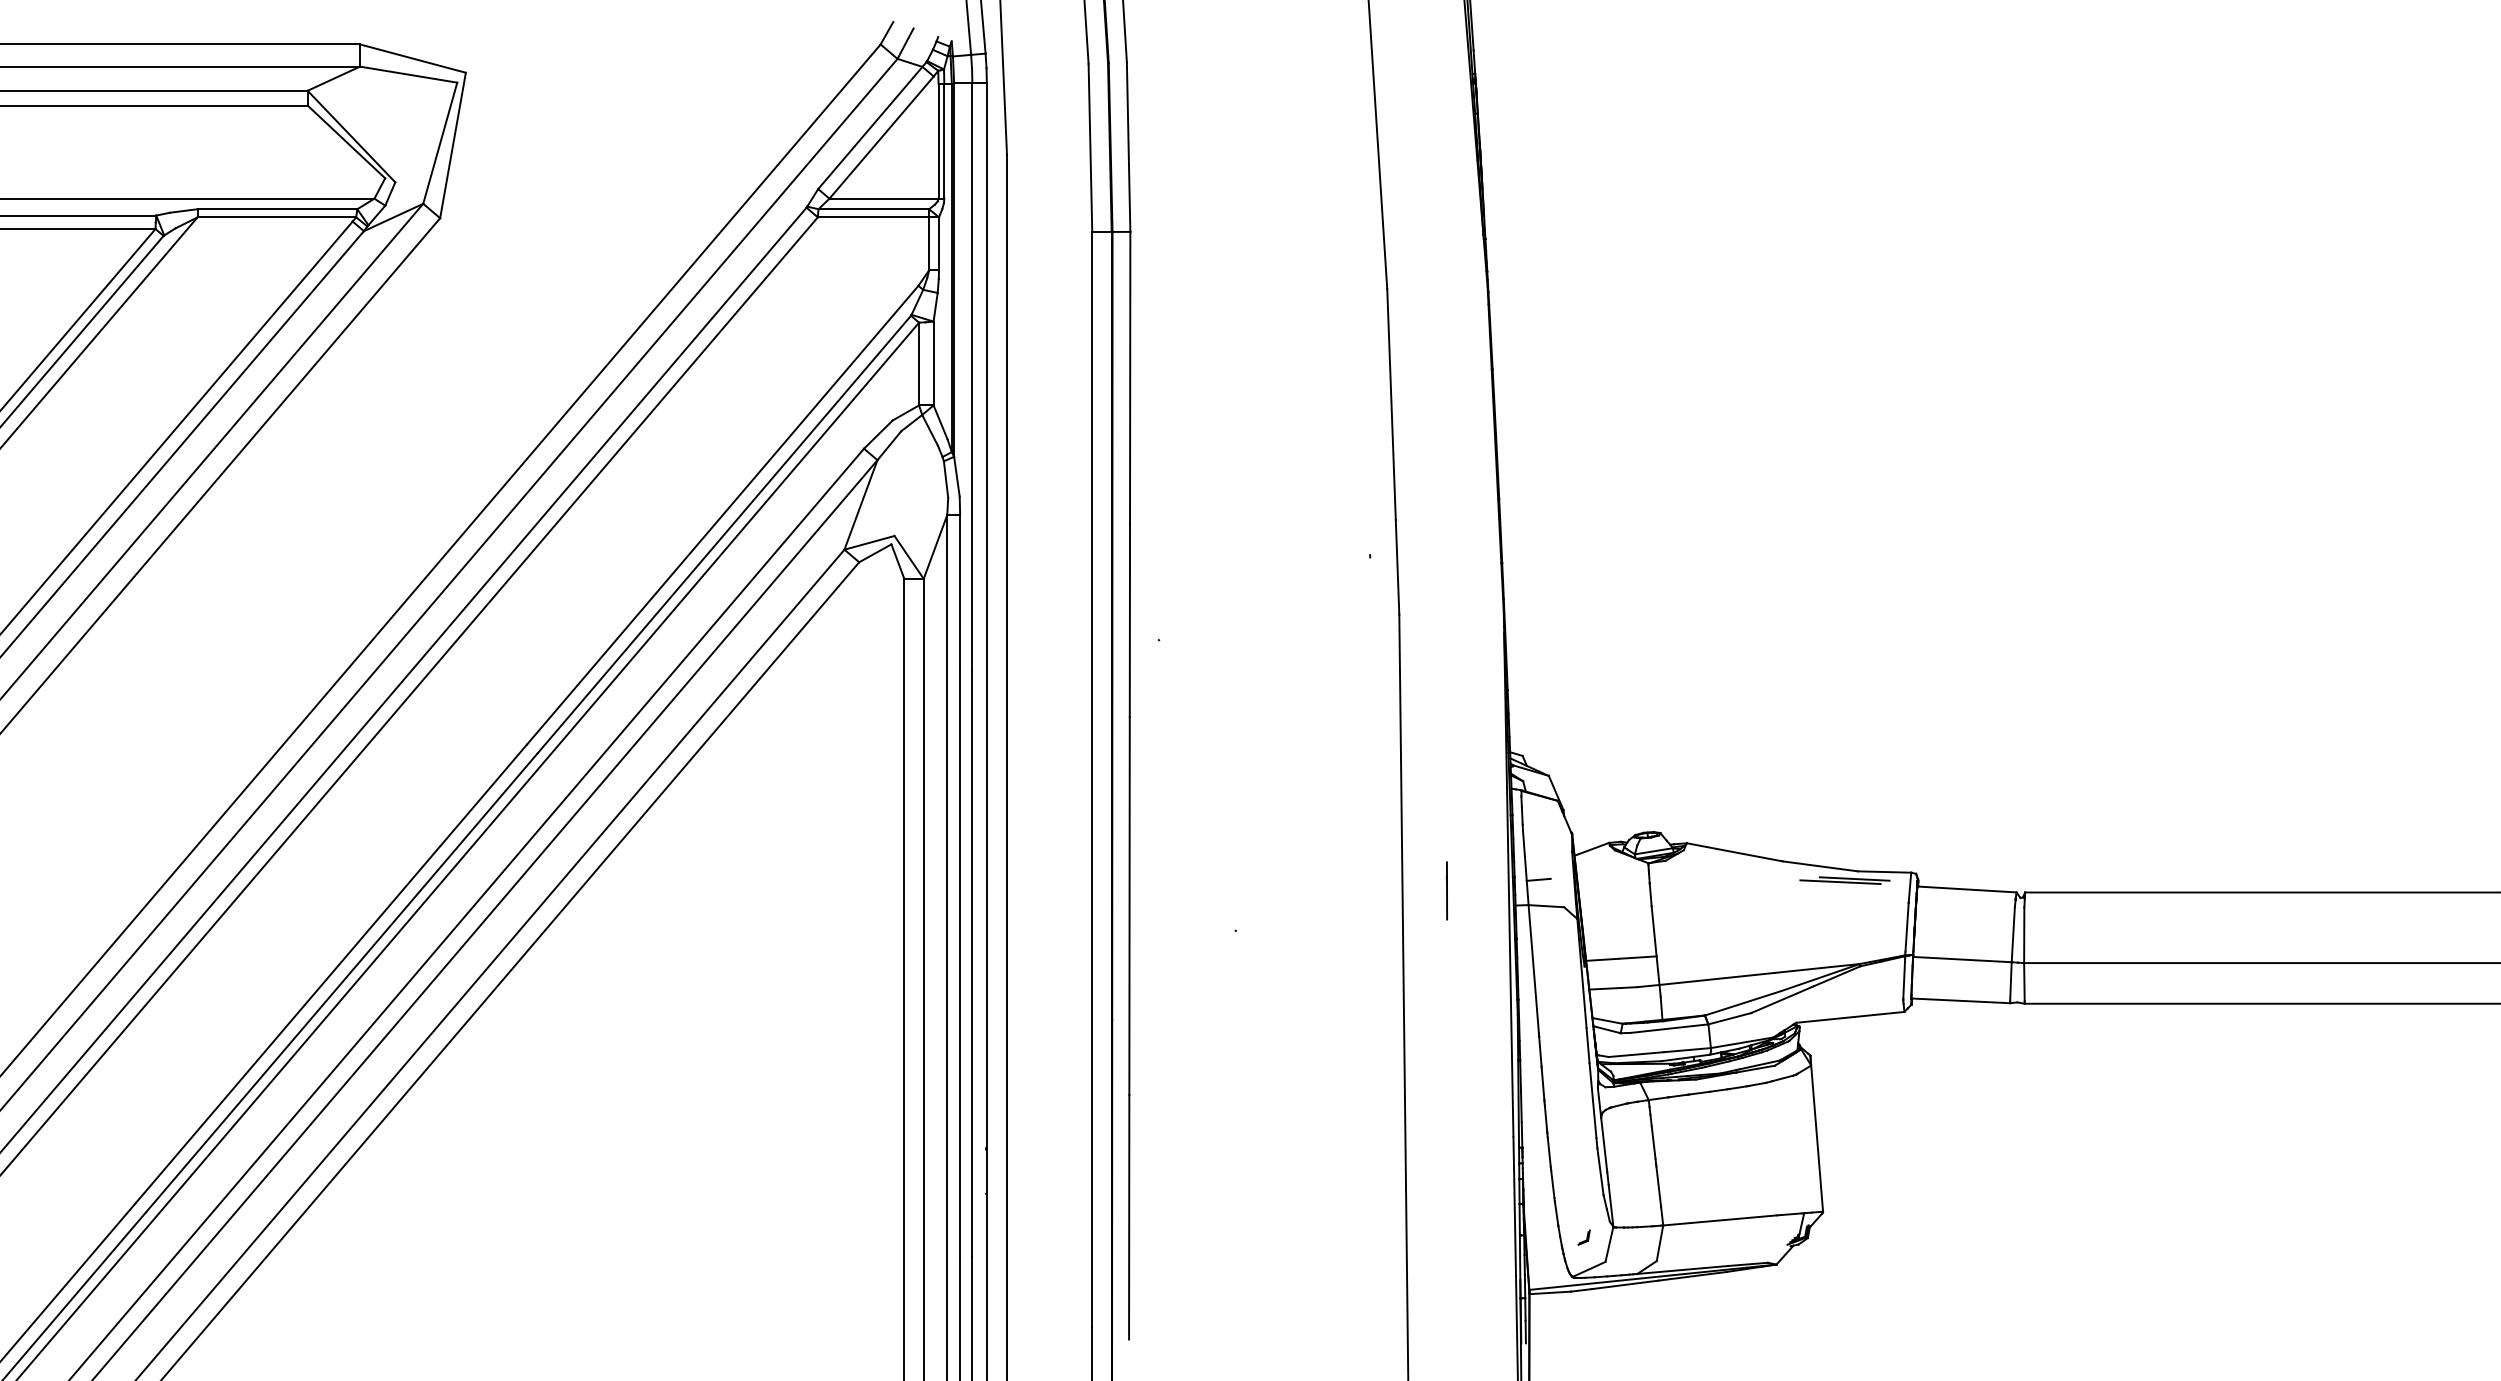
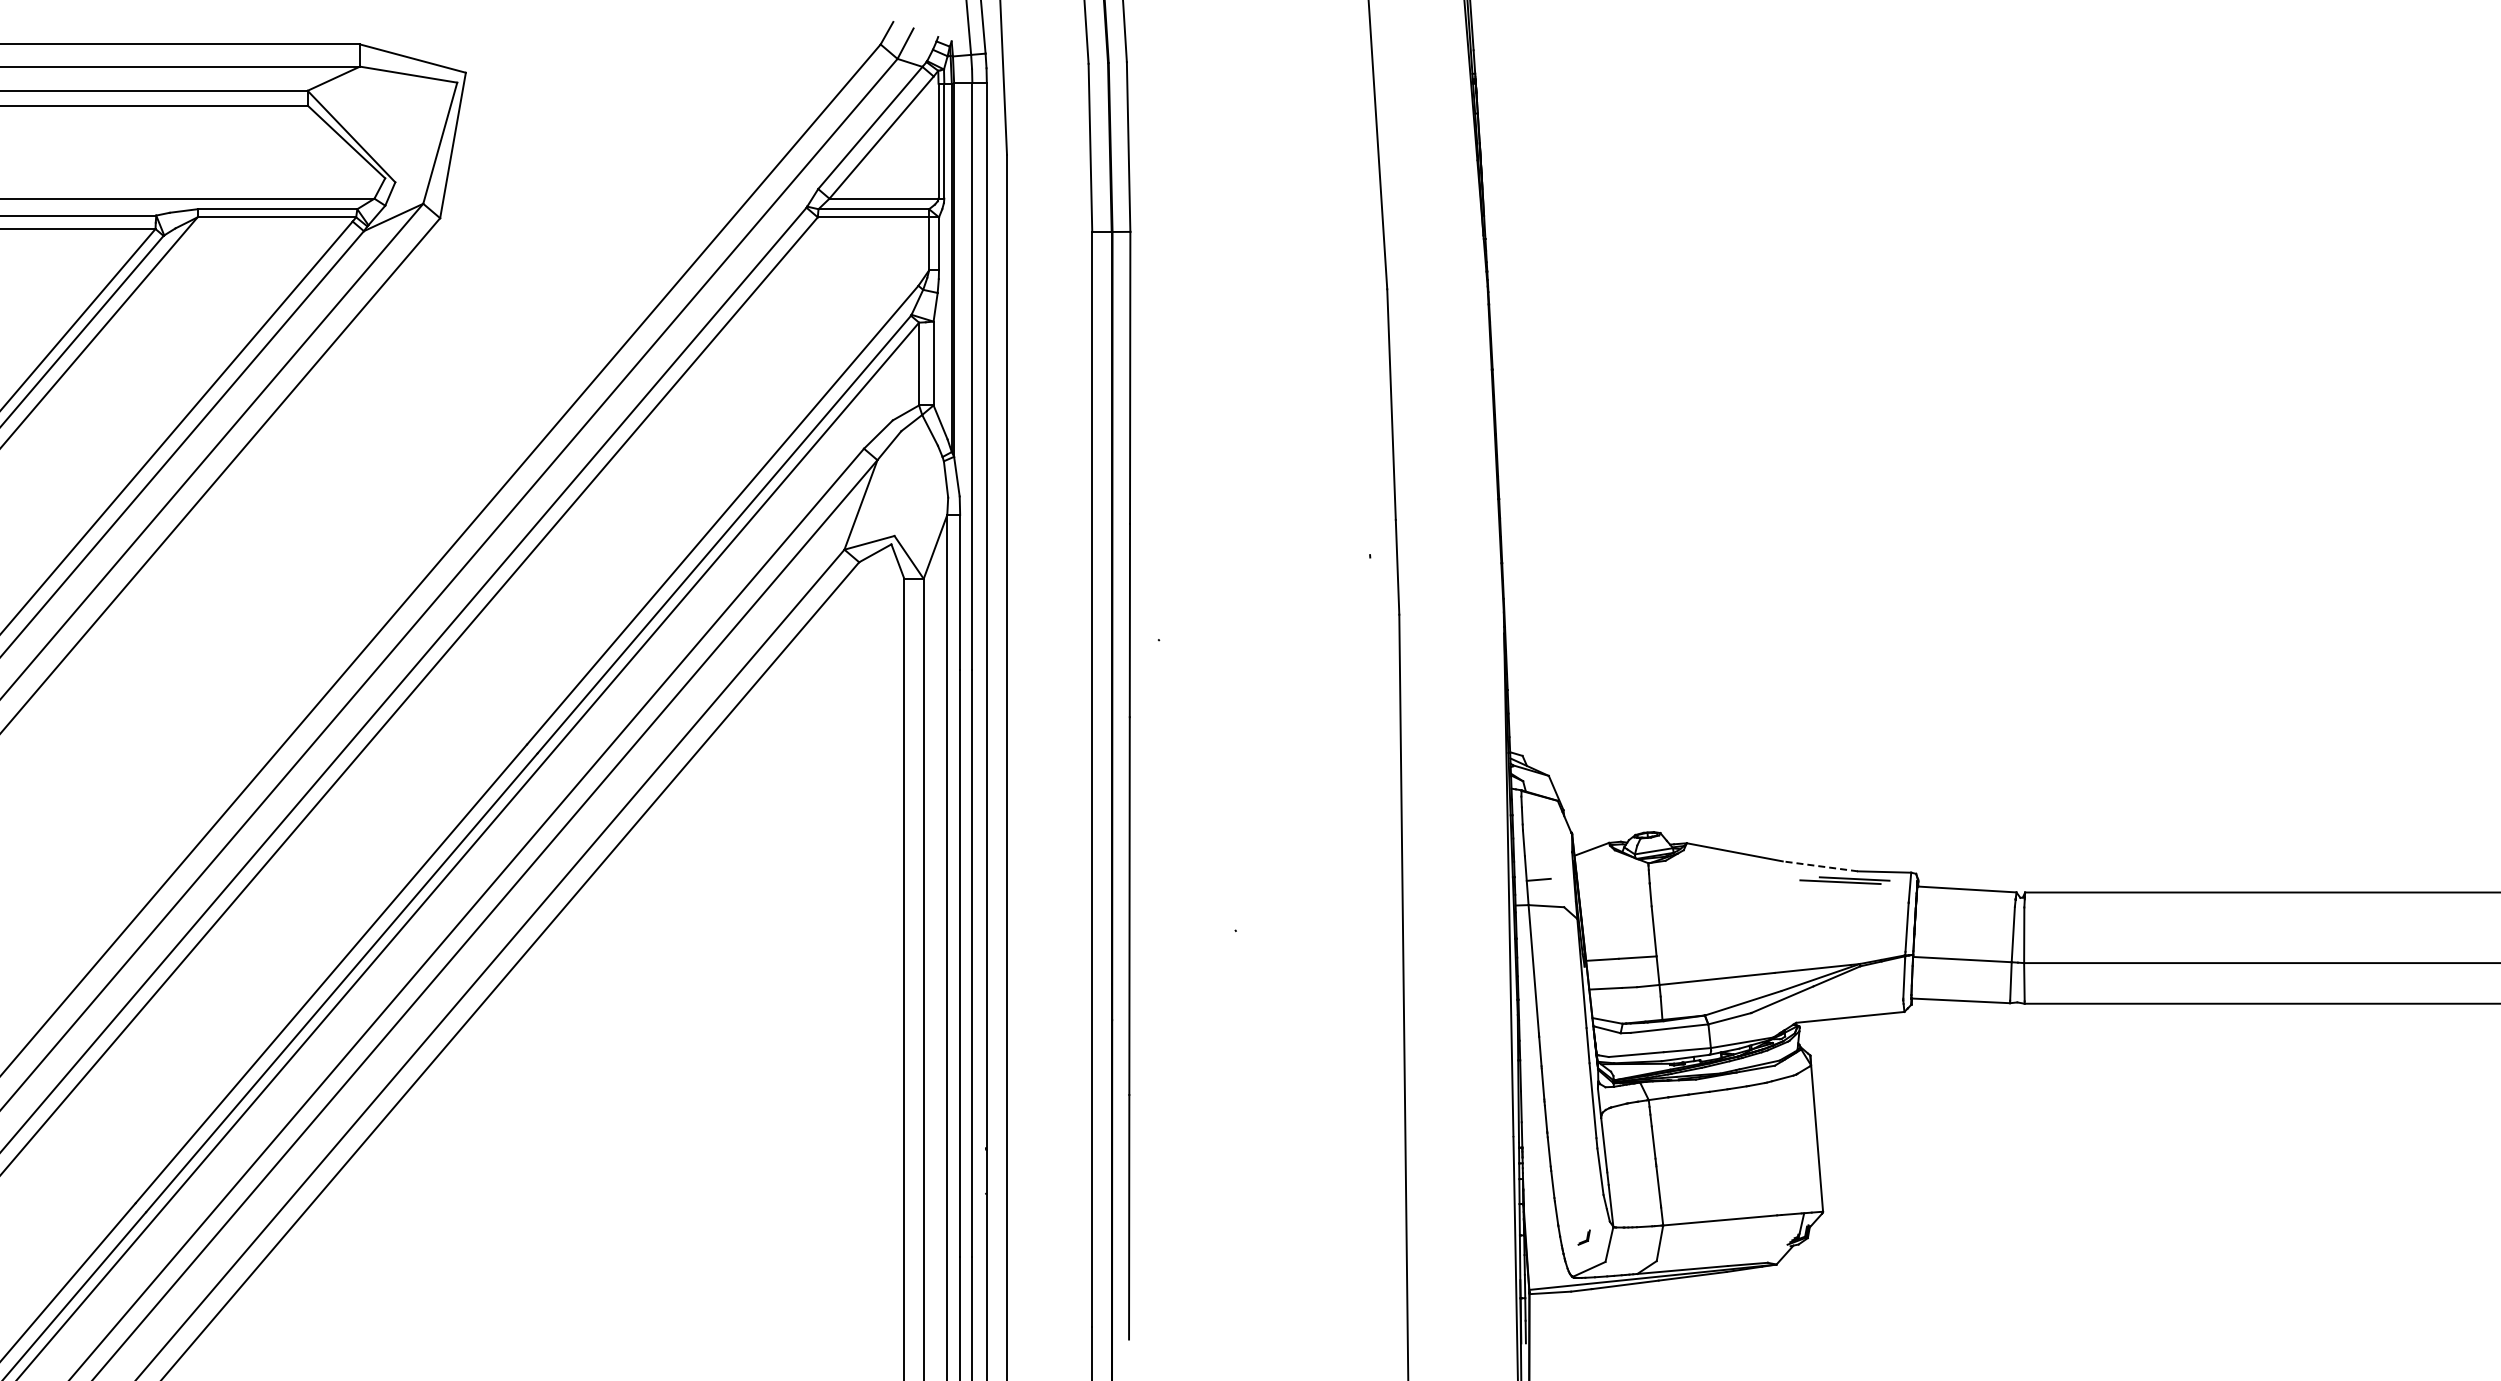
line: solid -> dashed (1820, 866)
line: present -> none (1446, 890)
